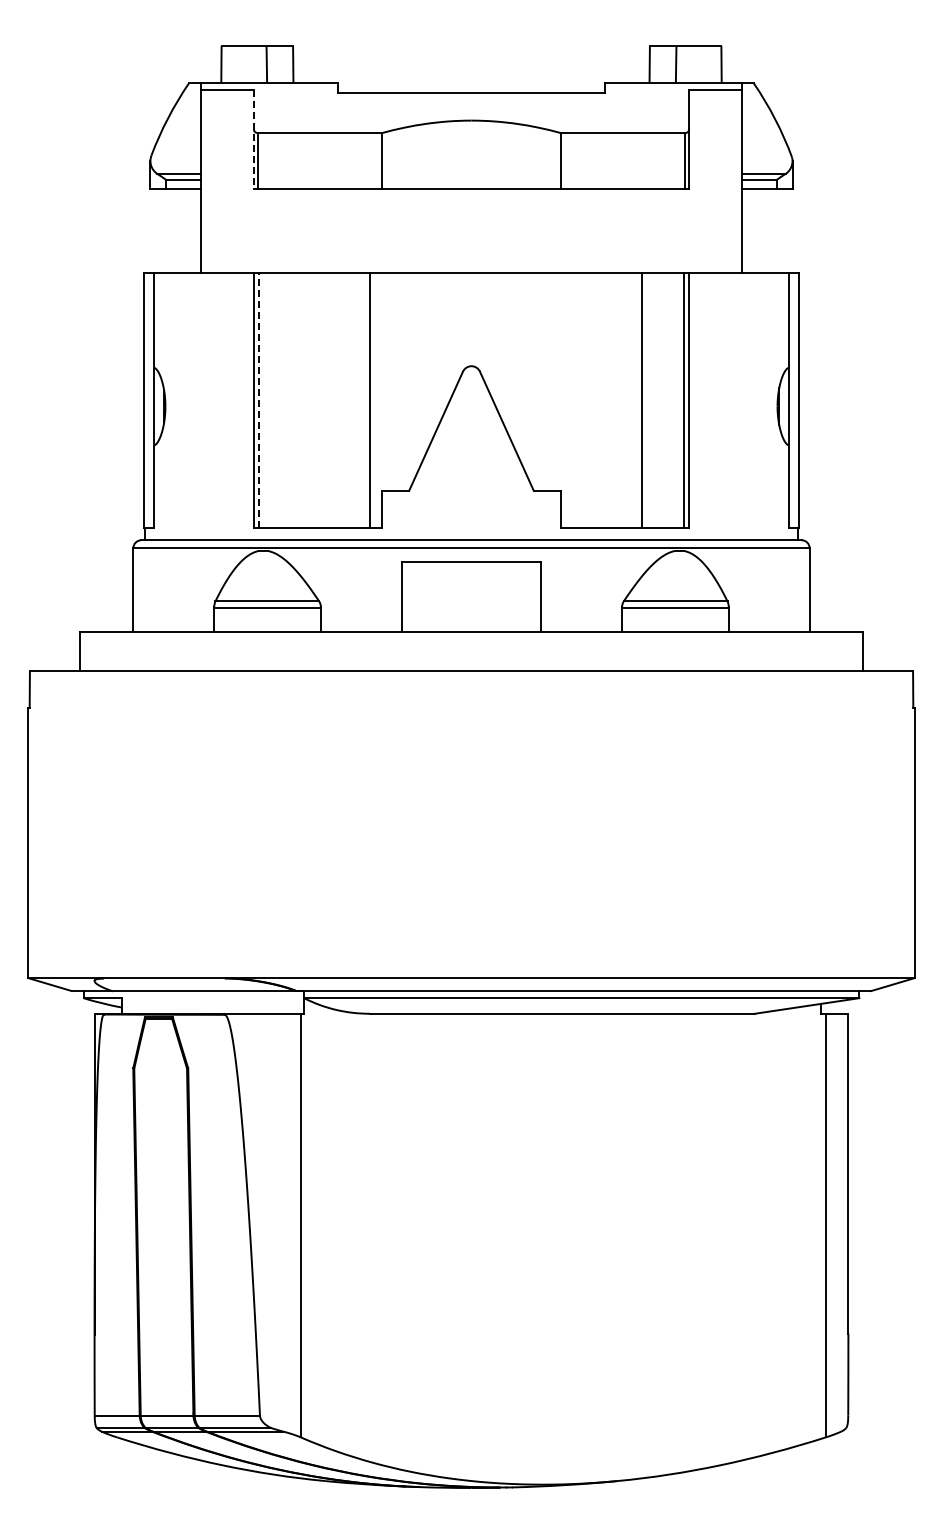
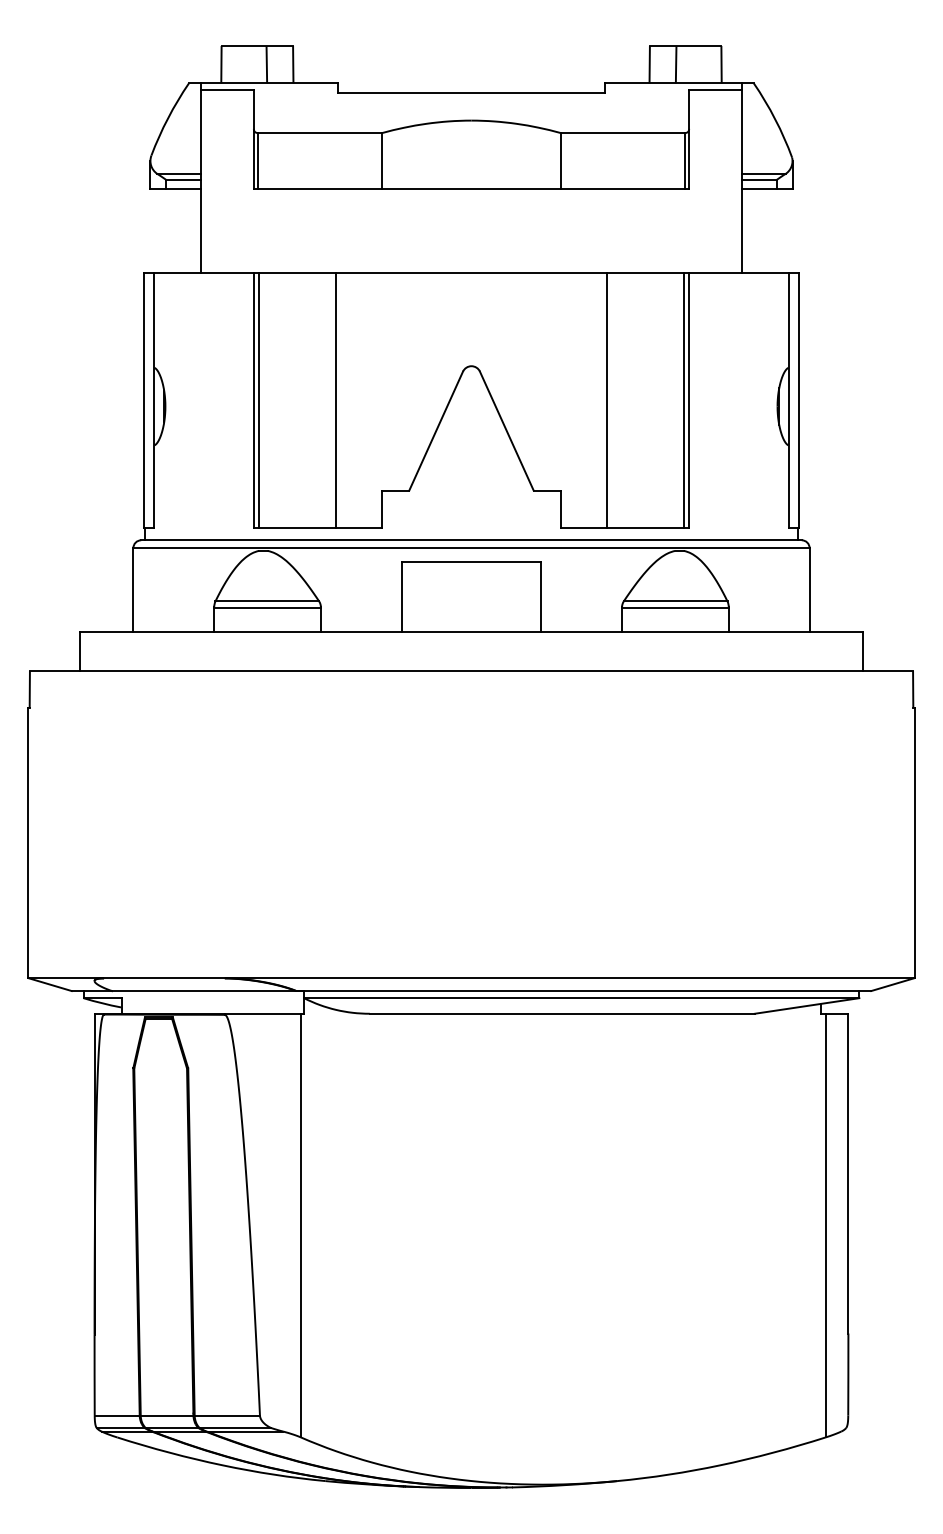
line: dashed -> solid (253, 139)
line: dashed -> solid (258, 399)
line position: (370, 399) -> (336, 399) (336, 399)
line position: (641, 399) -> (606, 399) (606, 399)
